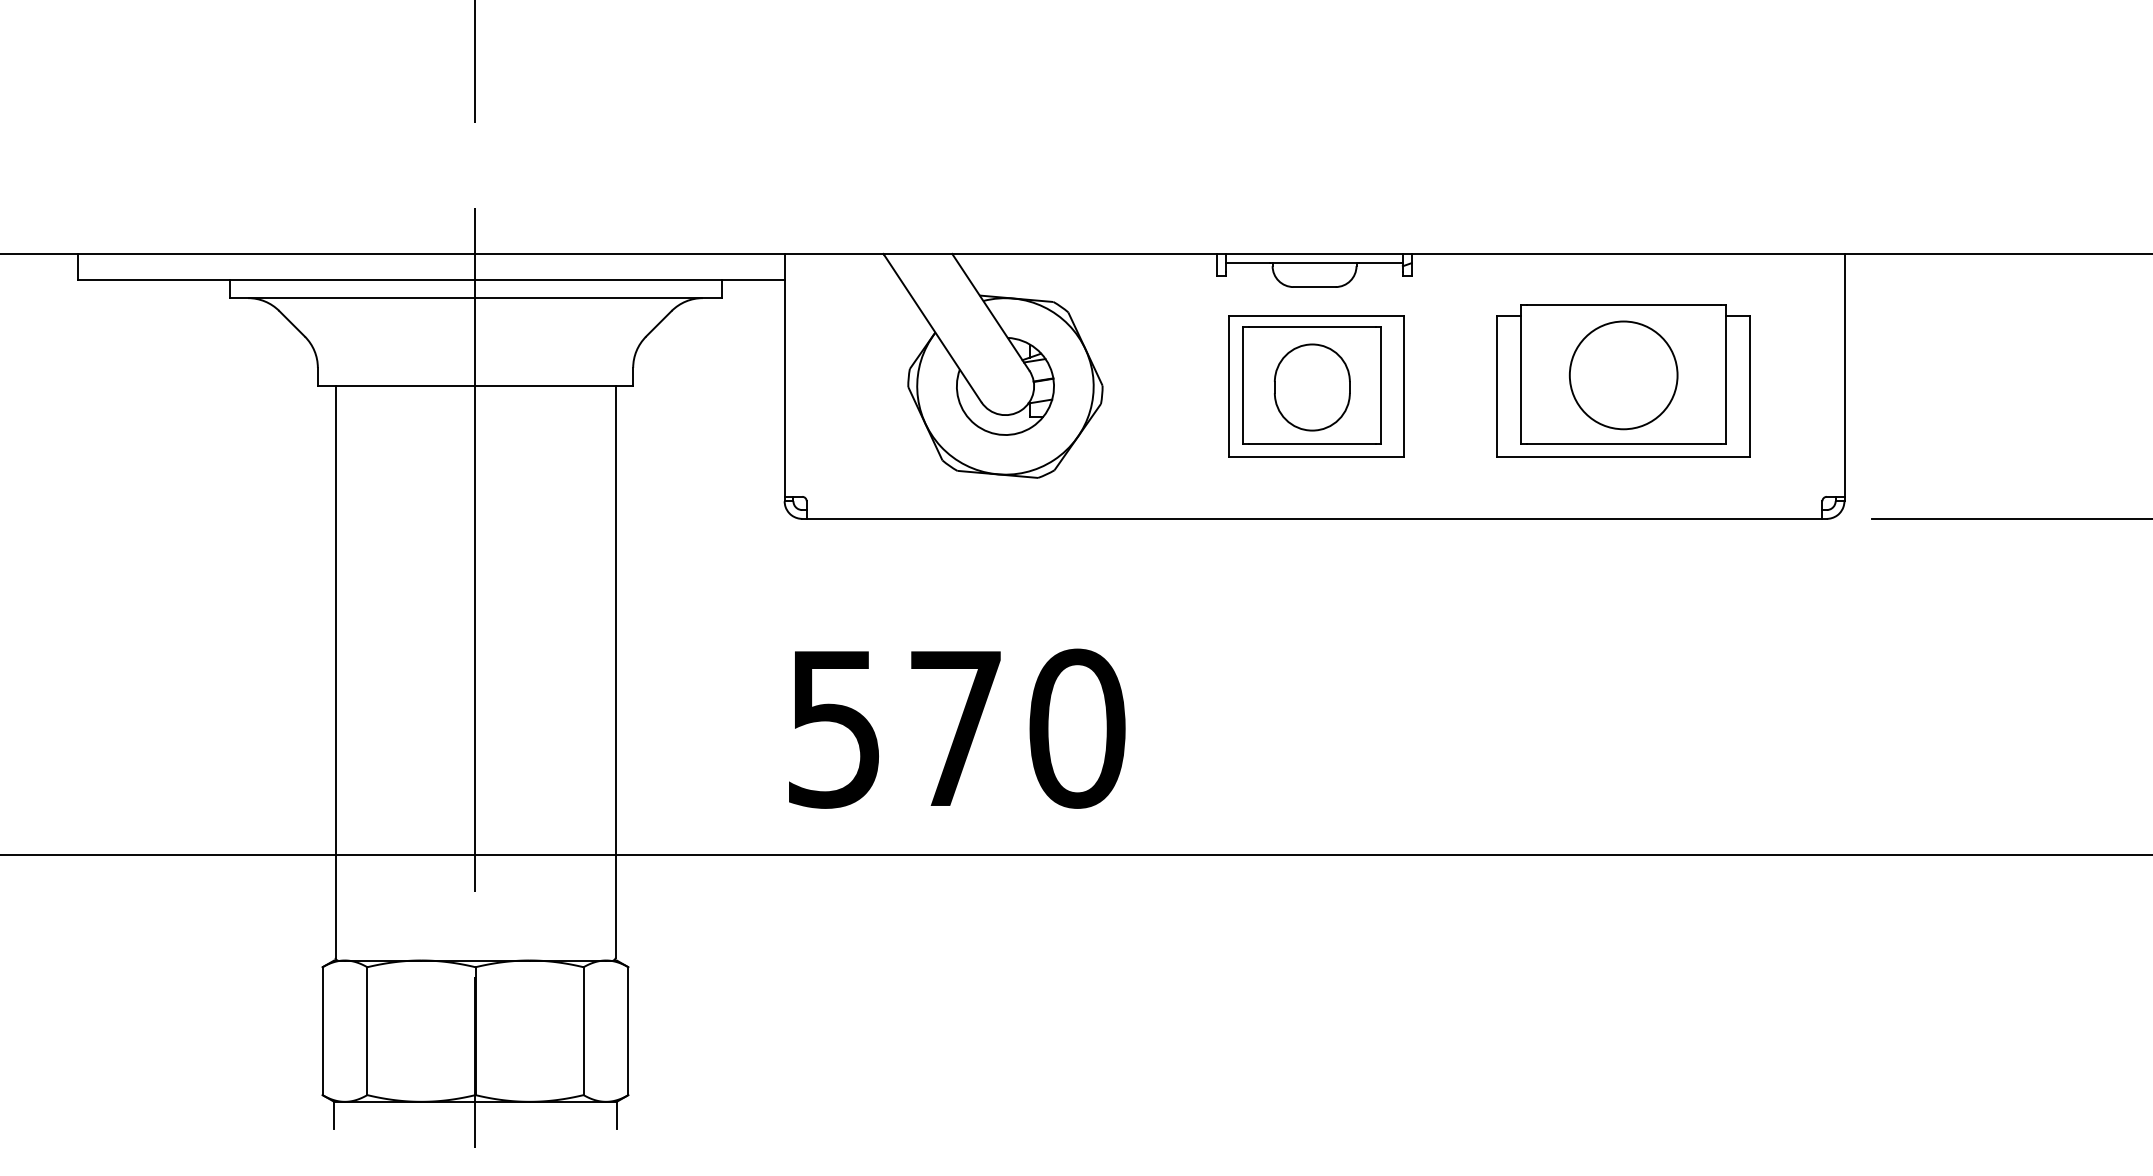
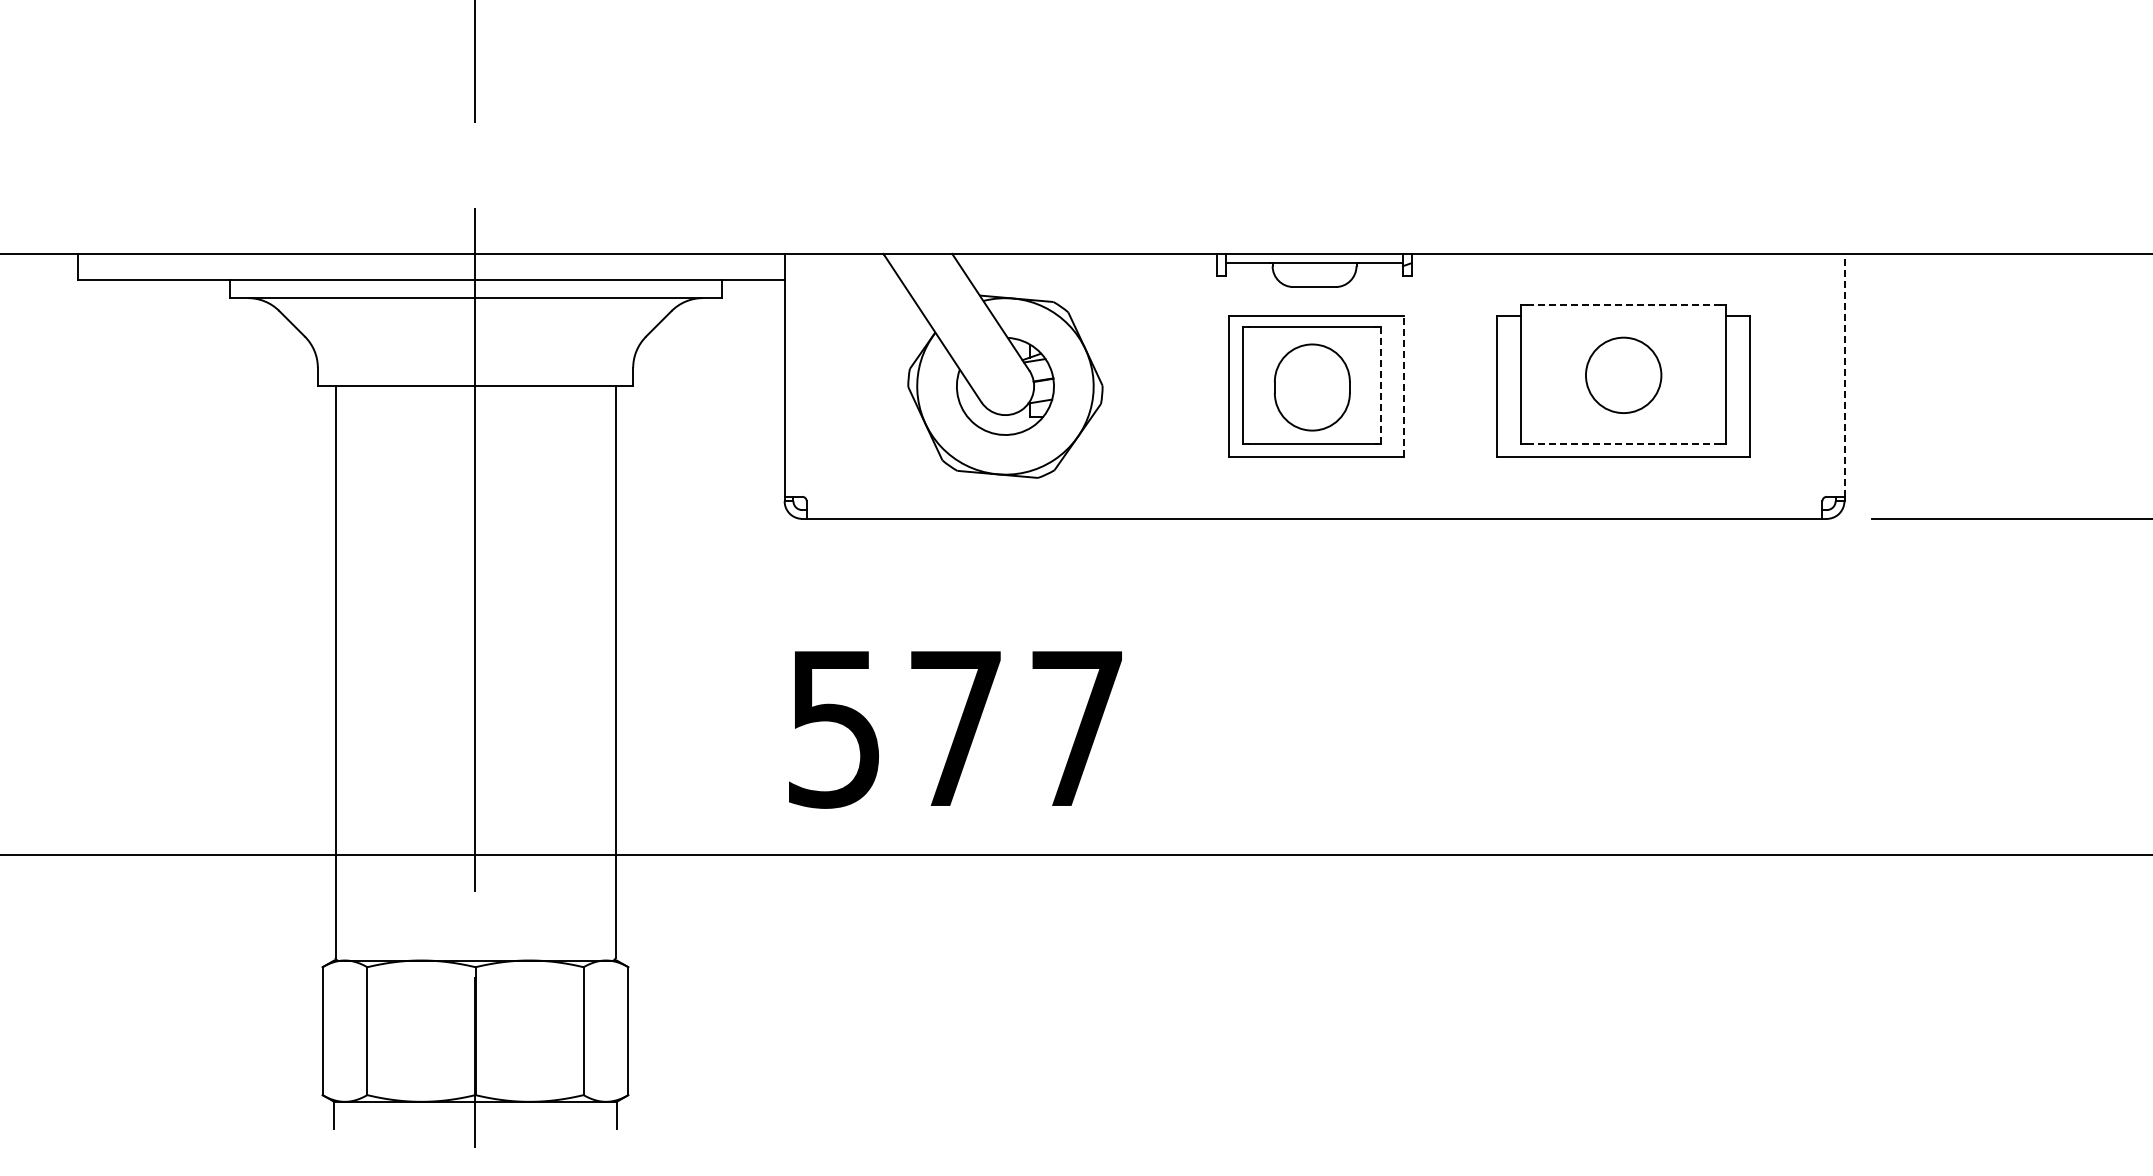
line: solid -> dashed (1624, 304)
line: solid -> dashed (1844, 374)
circle diameter: 108 px -> 75 px (1623, 375)
line: solid -> dashed (1381, 385)
line: solid -> dashed (1404, 386)
line: solid -> dashed (1624, 443)
text: 570 -> 577 (1077, 728)
